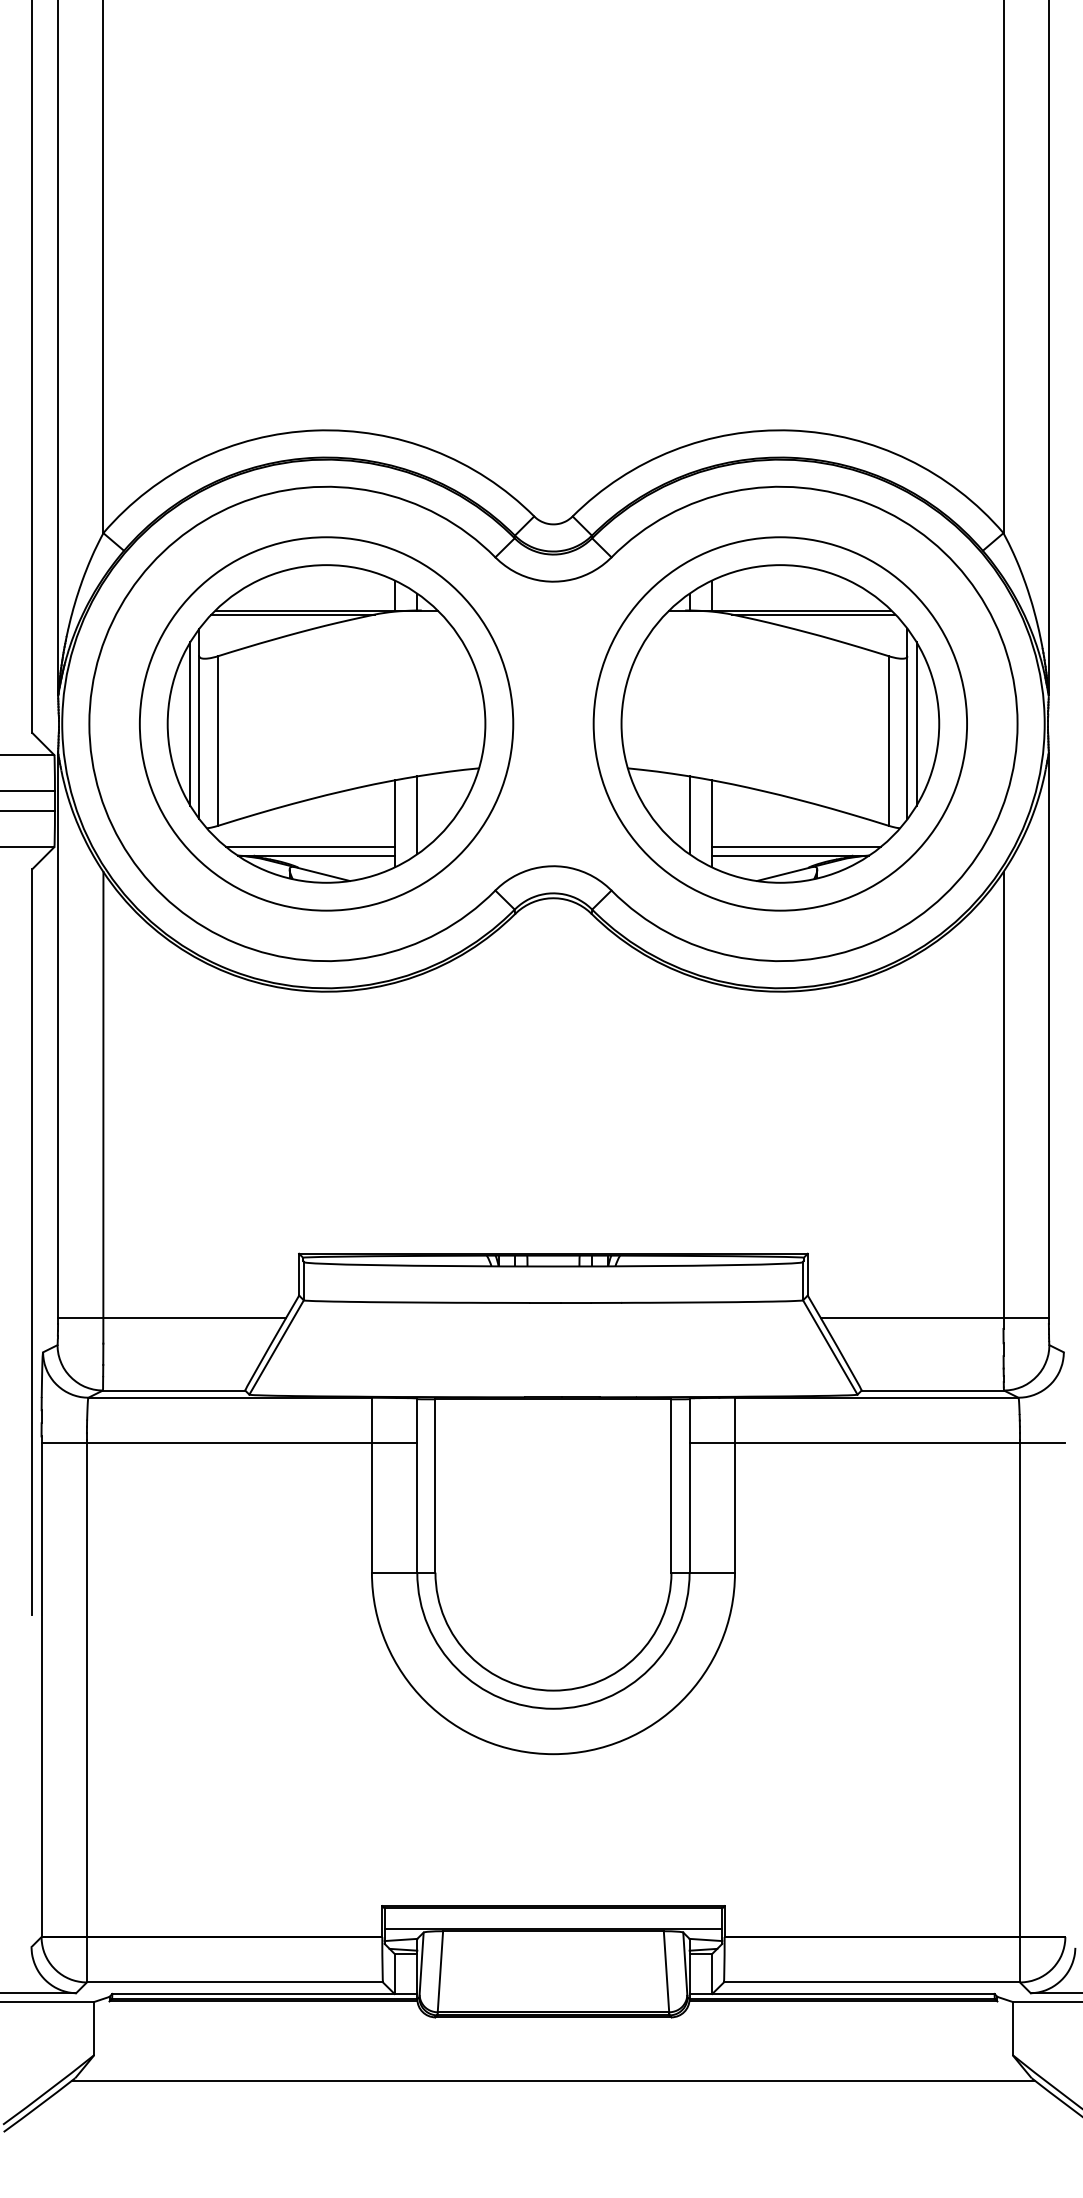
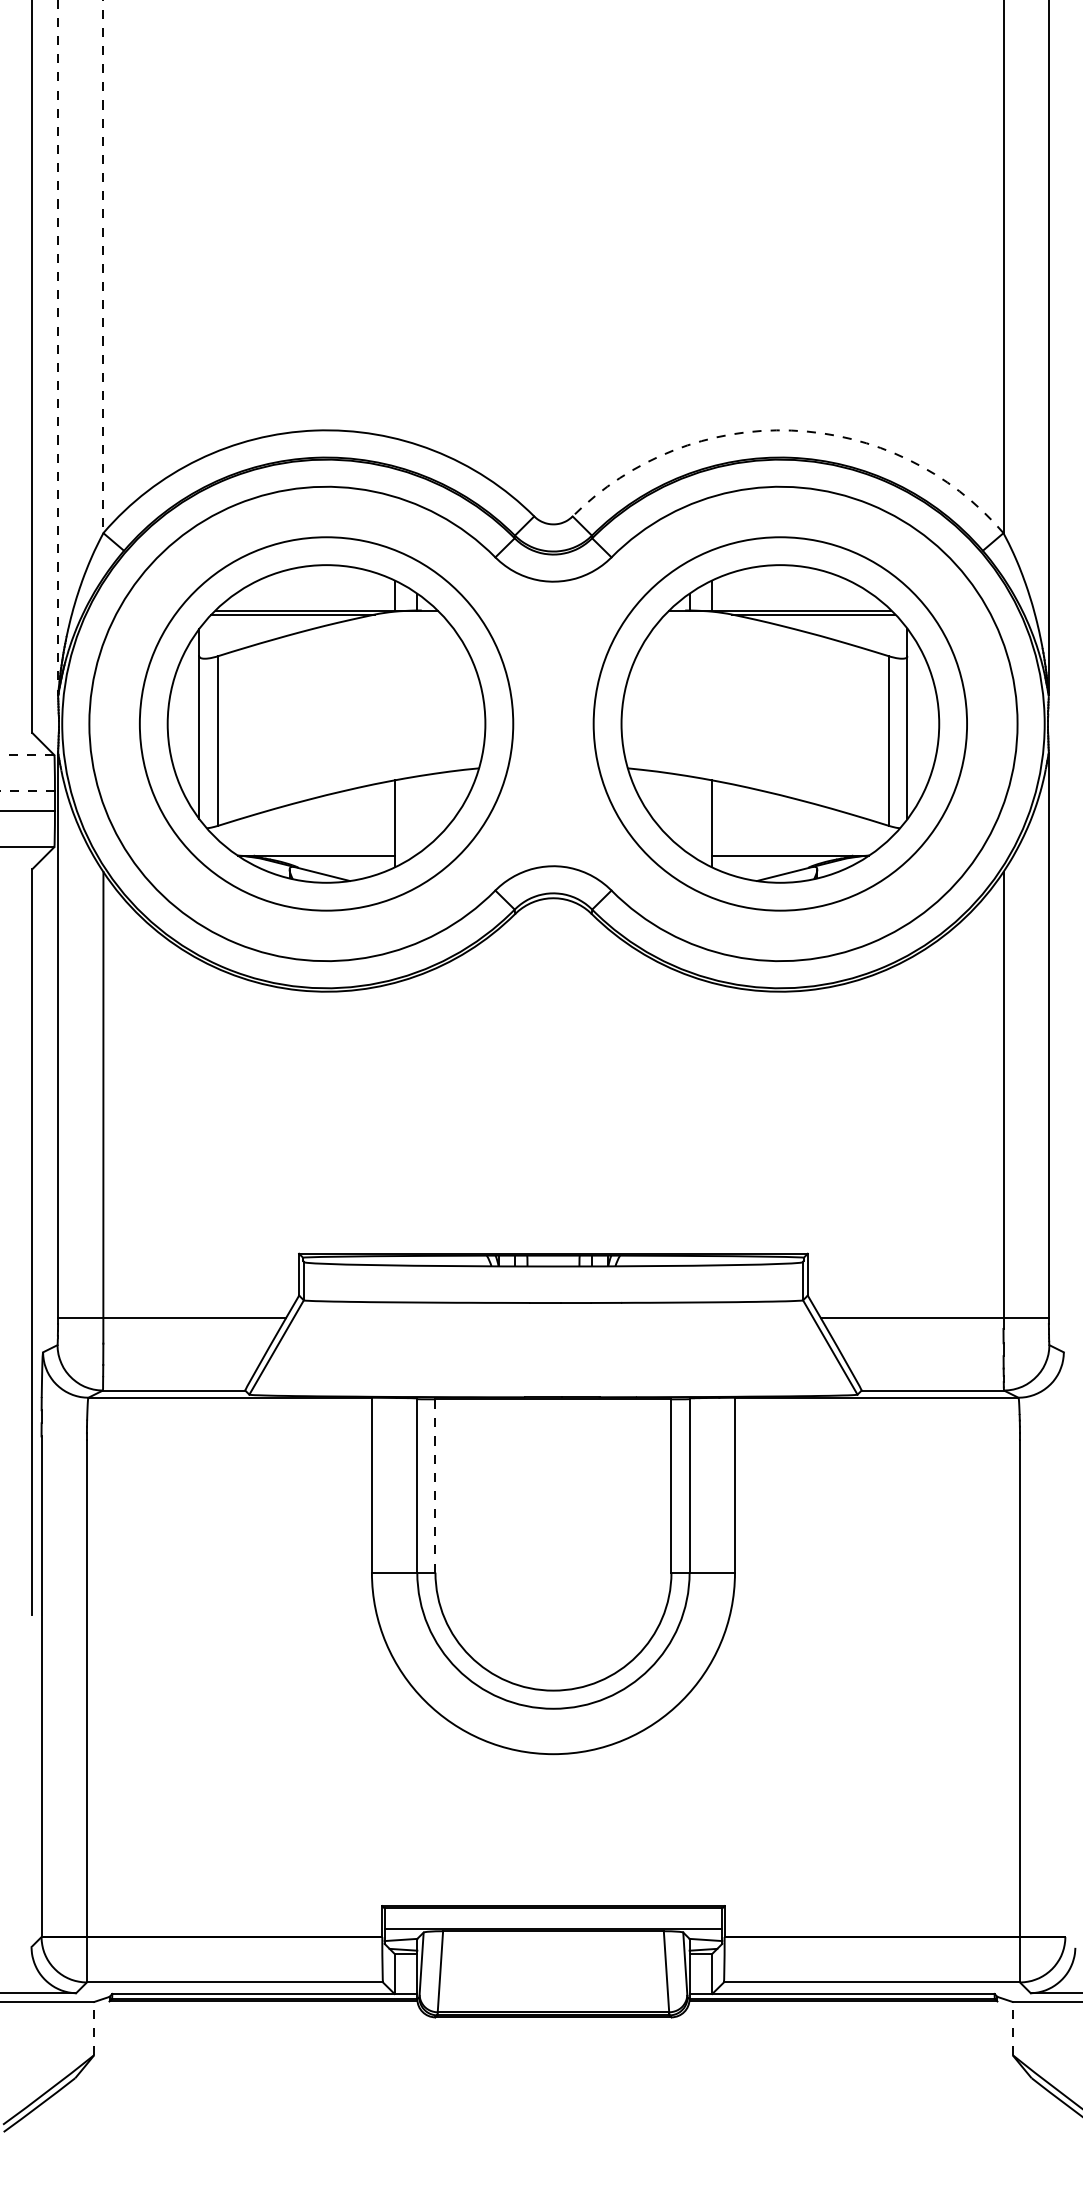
line: solid -> dashed (103, 267)
line: solid -> dashed (58, 347)
arc: solid -> dashed (791, 430)
line: present -> none (190, 723)
line: present -> none (916, 723)
line: solid -> dashed (27, 755)
line: solid -> dashed (27, 791)
line: present -> none (417, 815)
line: present -> none (689, 815)
line: present -> none (309, 846)
line: present -> none (796, 846)
line: present -> none (229, 1443)
line: present -> none (877, 1443)
line: solid -> dashed (435, 1486)
line: solid -> dashed (94, 2028)
line: solid -> dashed (1012, 2028)
line: present -> none (553, 2080)
